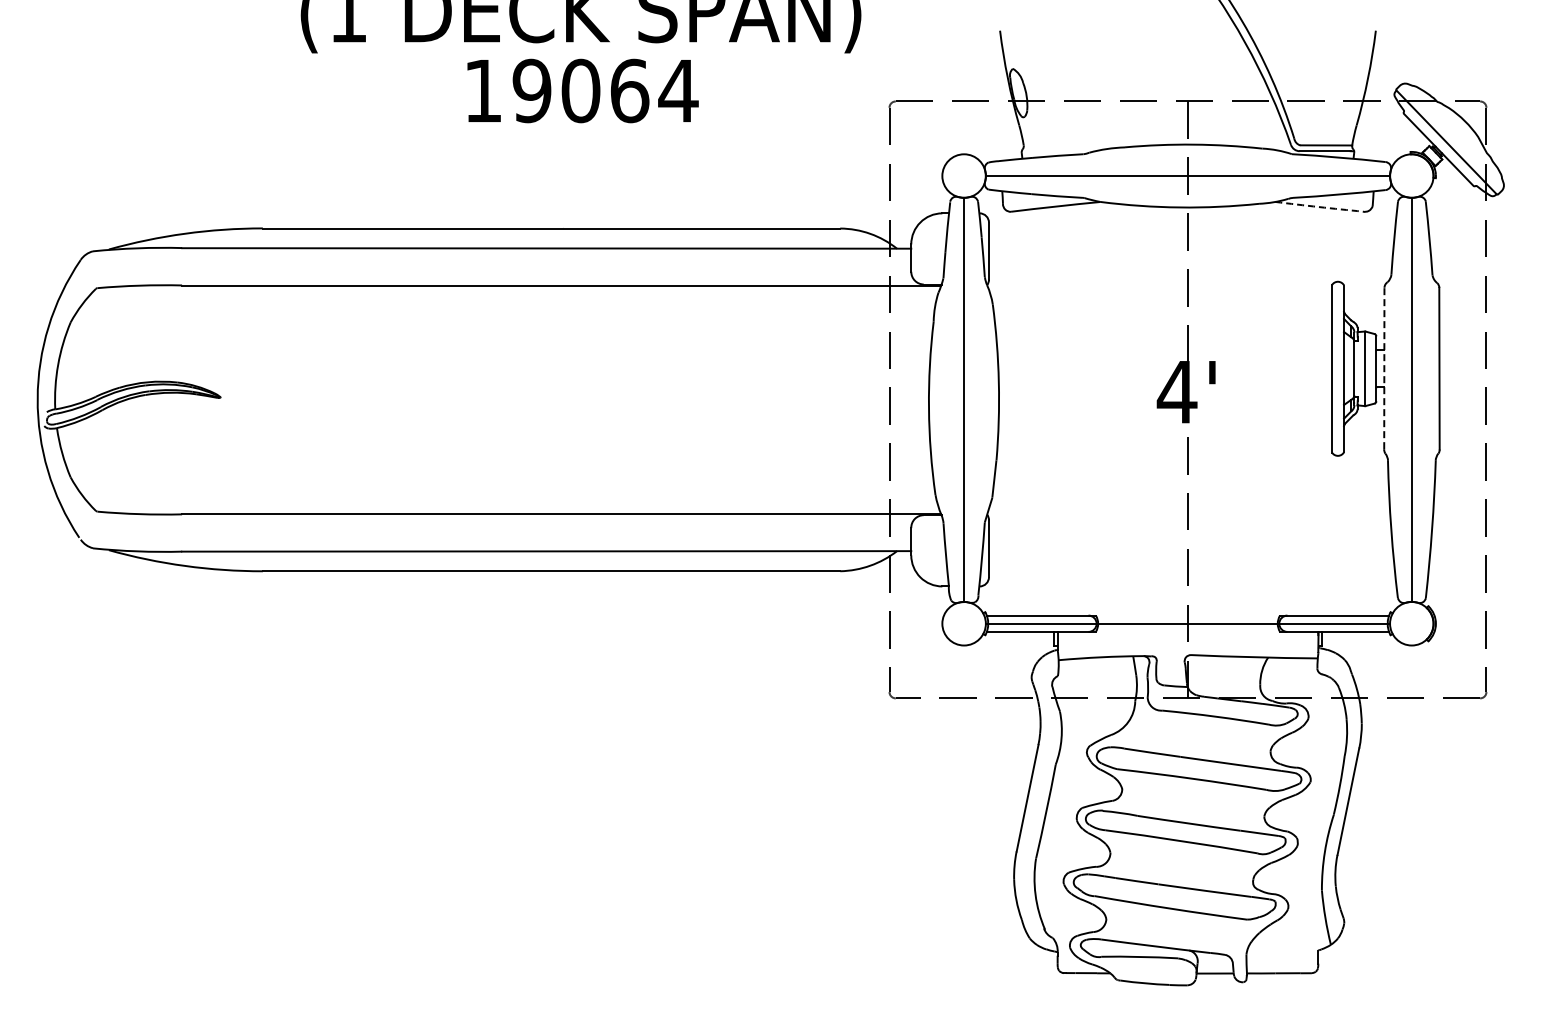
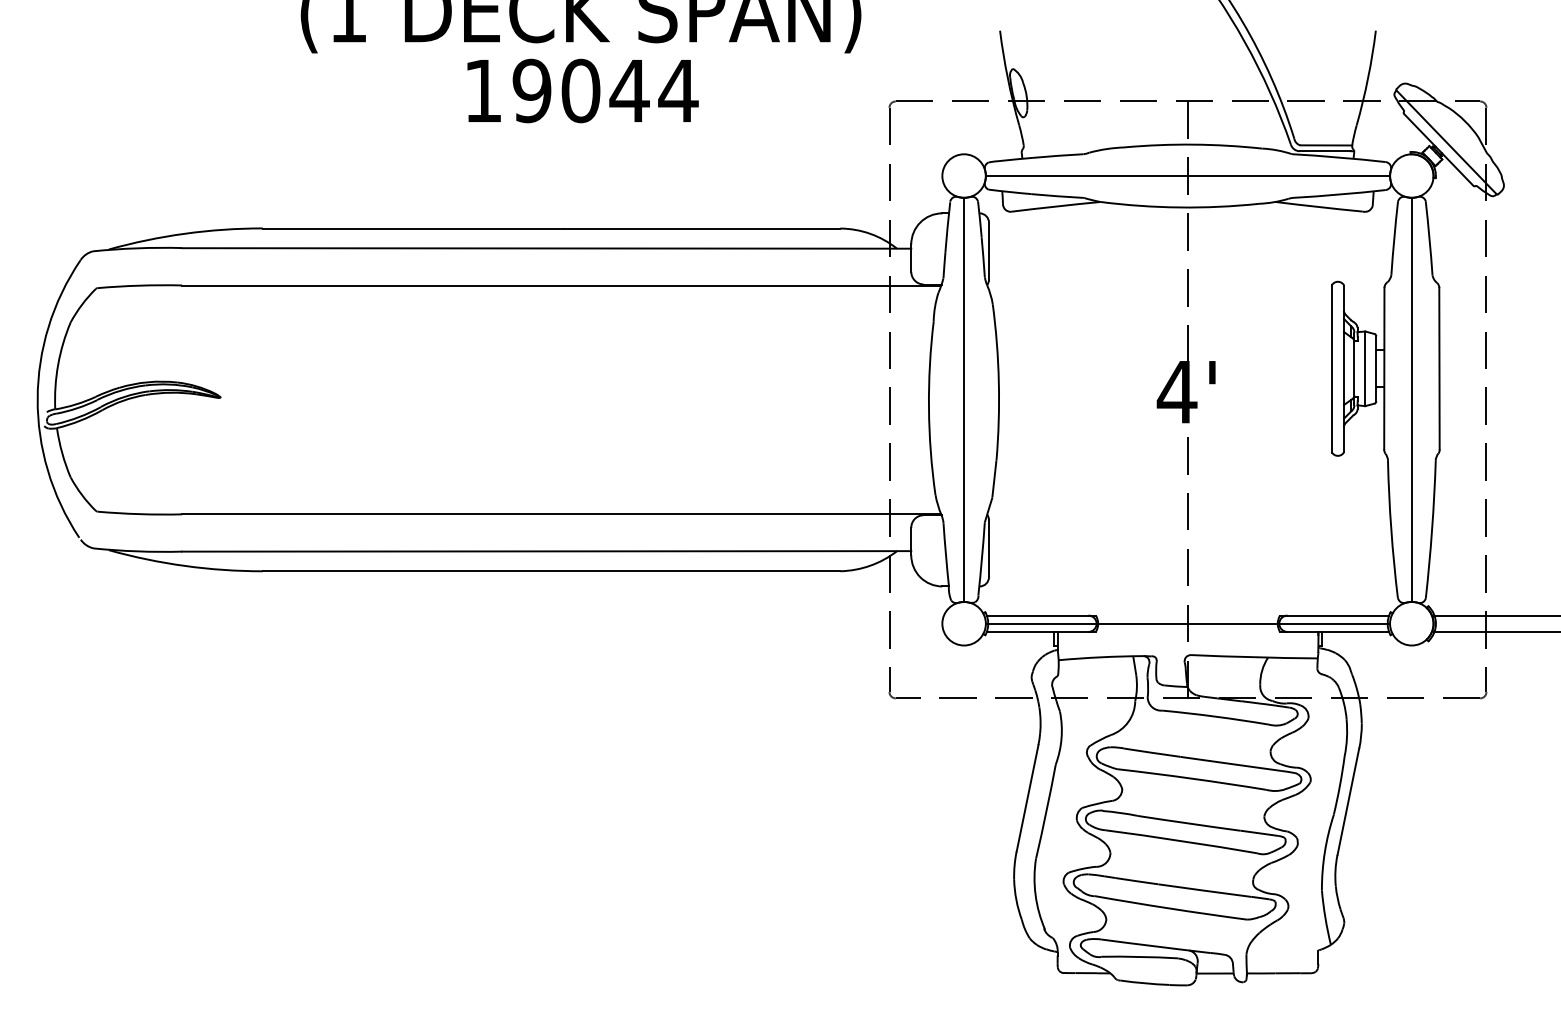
text: 19064 -> 19044 (629, 90)
arc: dashed -> solid (1318, 207)
line: dashed -> solid (1384, 368)
line: none -> present (1495, 615)
line: none -> present (1495, 631)
